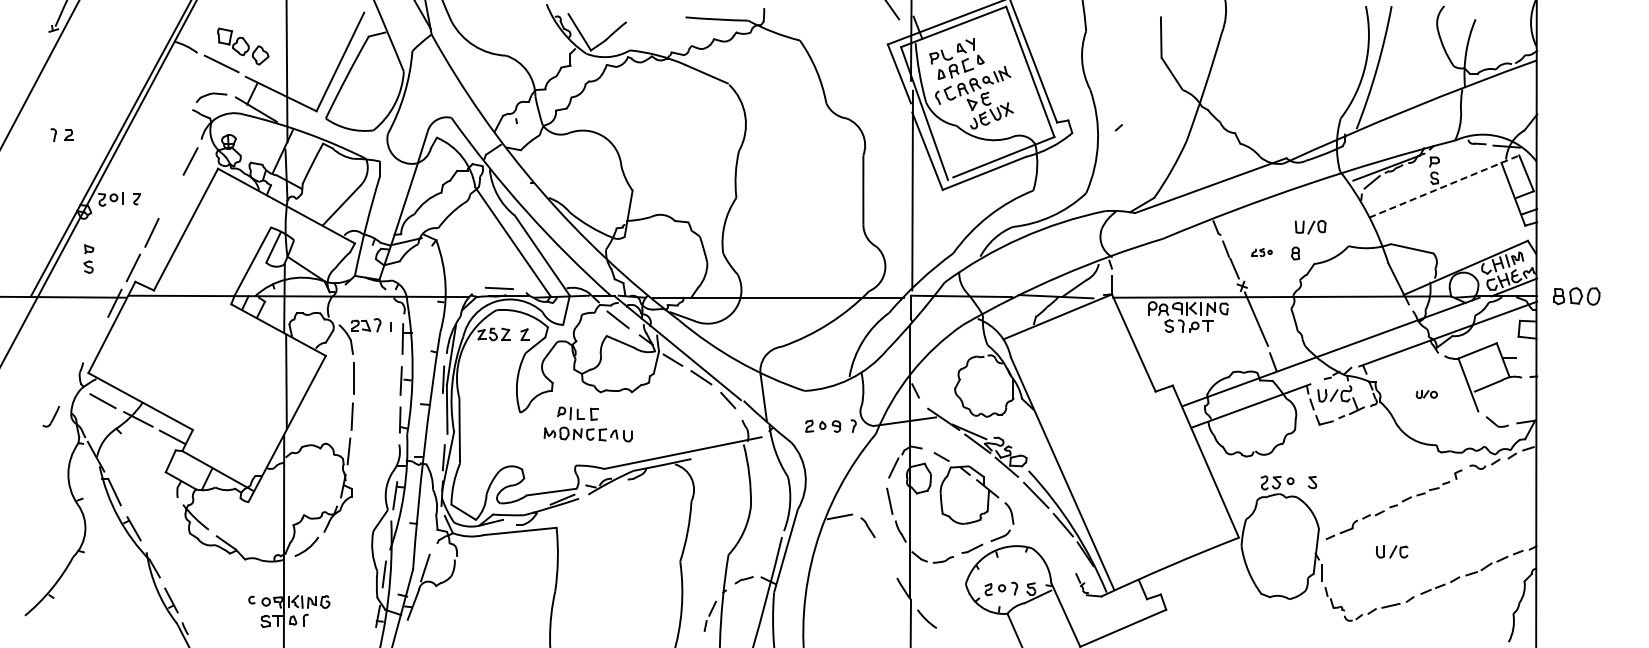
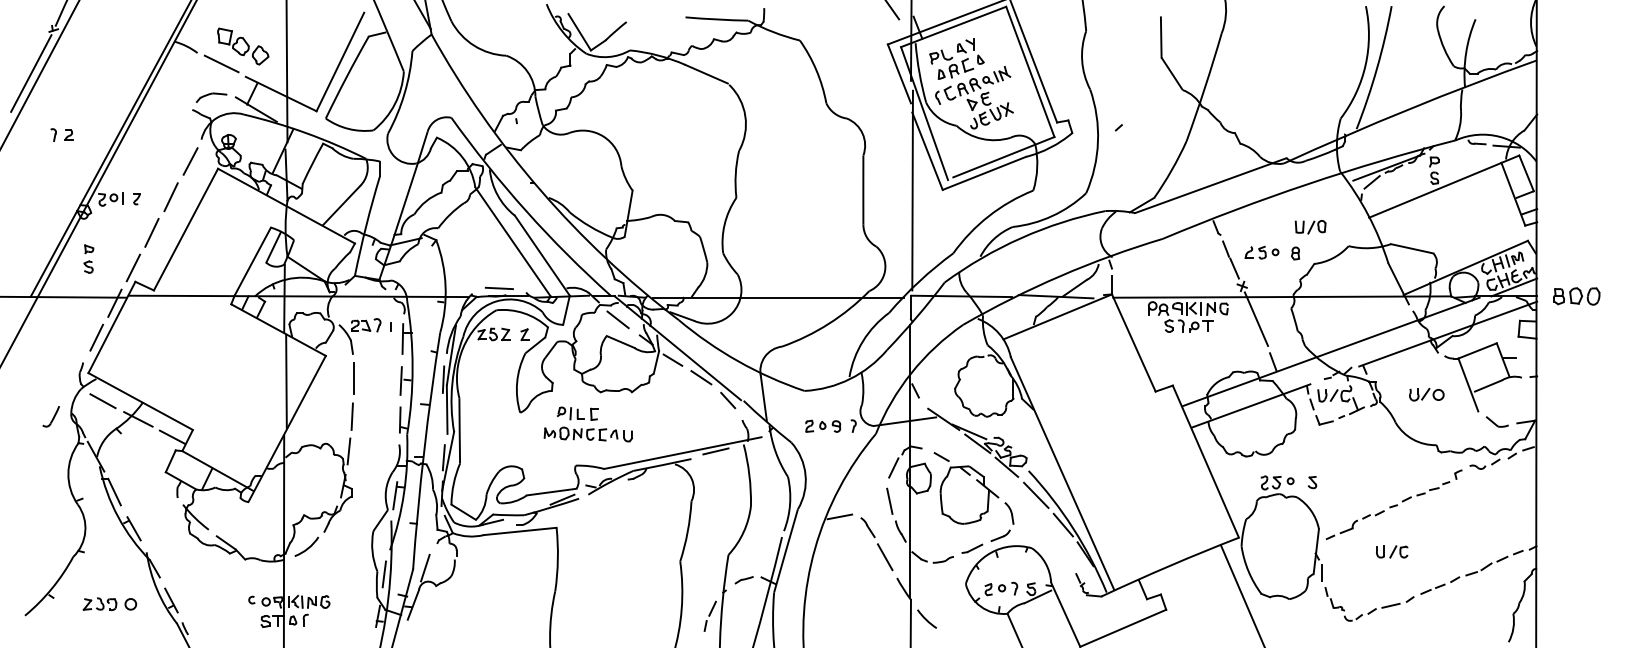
line: none -> present (31, 73)
line: dashed -> solid (1444, 186)
line: none -> present (170, 197)
part size: 22x10 px -> 36x15 px (1261, 252)
line: none -> present (96, 337)
part size: 23x9 px -> 36x15 px (1426, 394)
line: none -> present (715, 451)
line: none -> present (884, 557)
line: none -> present (1242, 594)
part: none -> present (109, 603)
